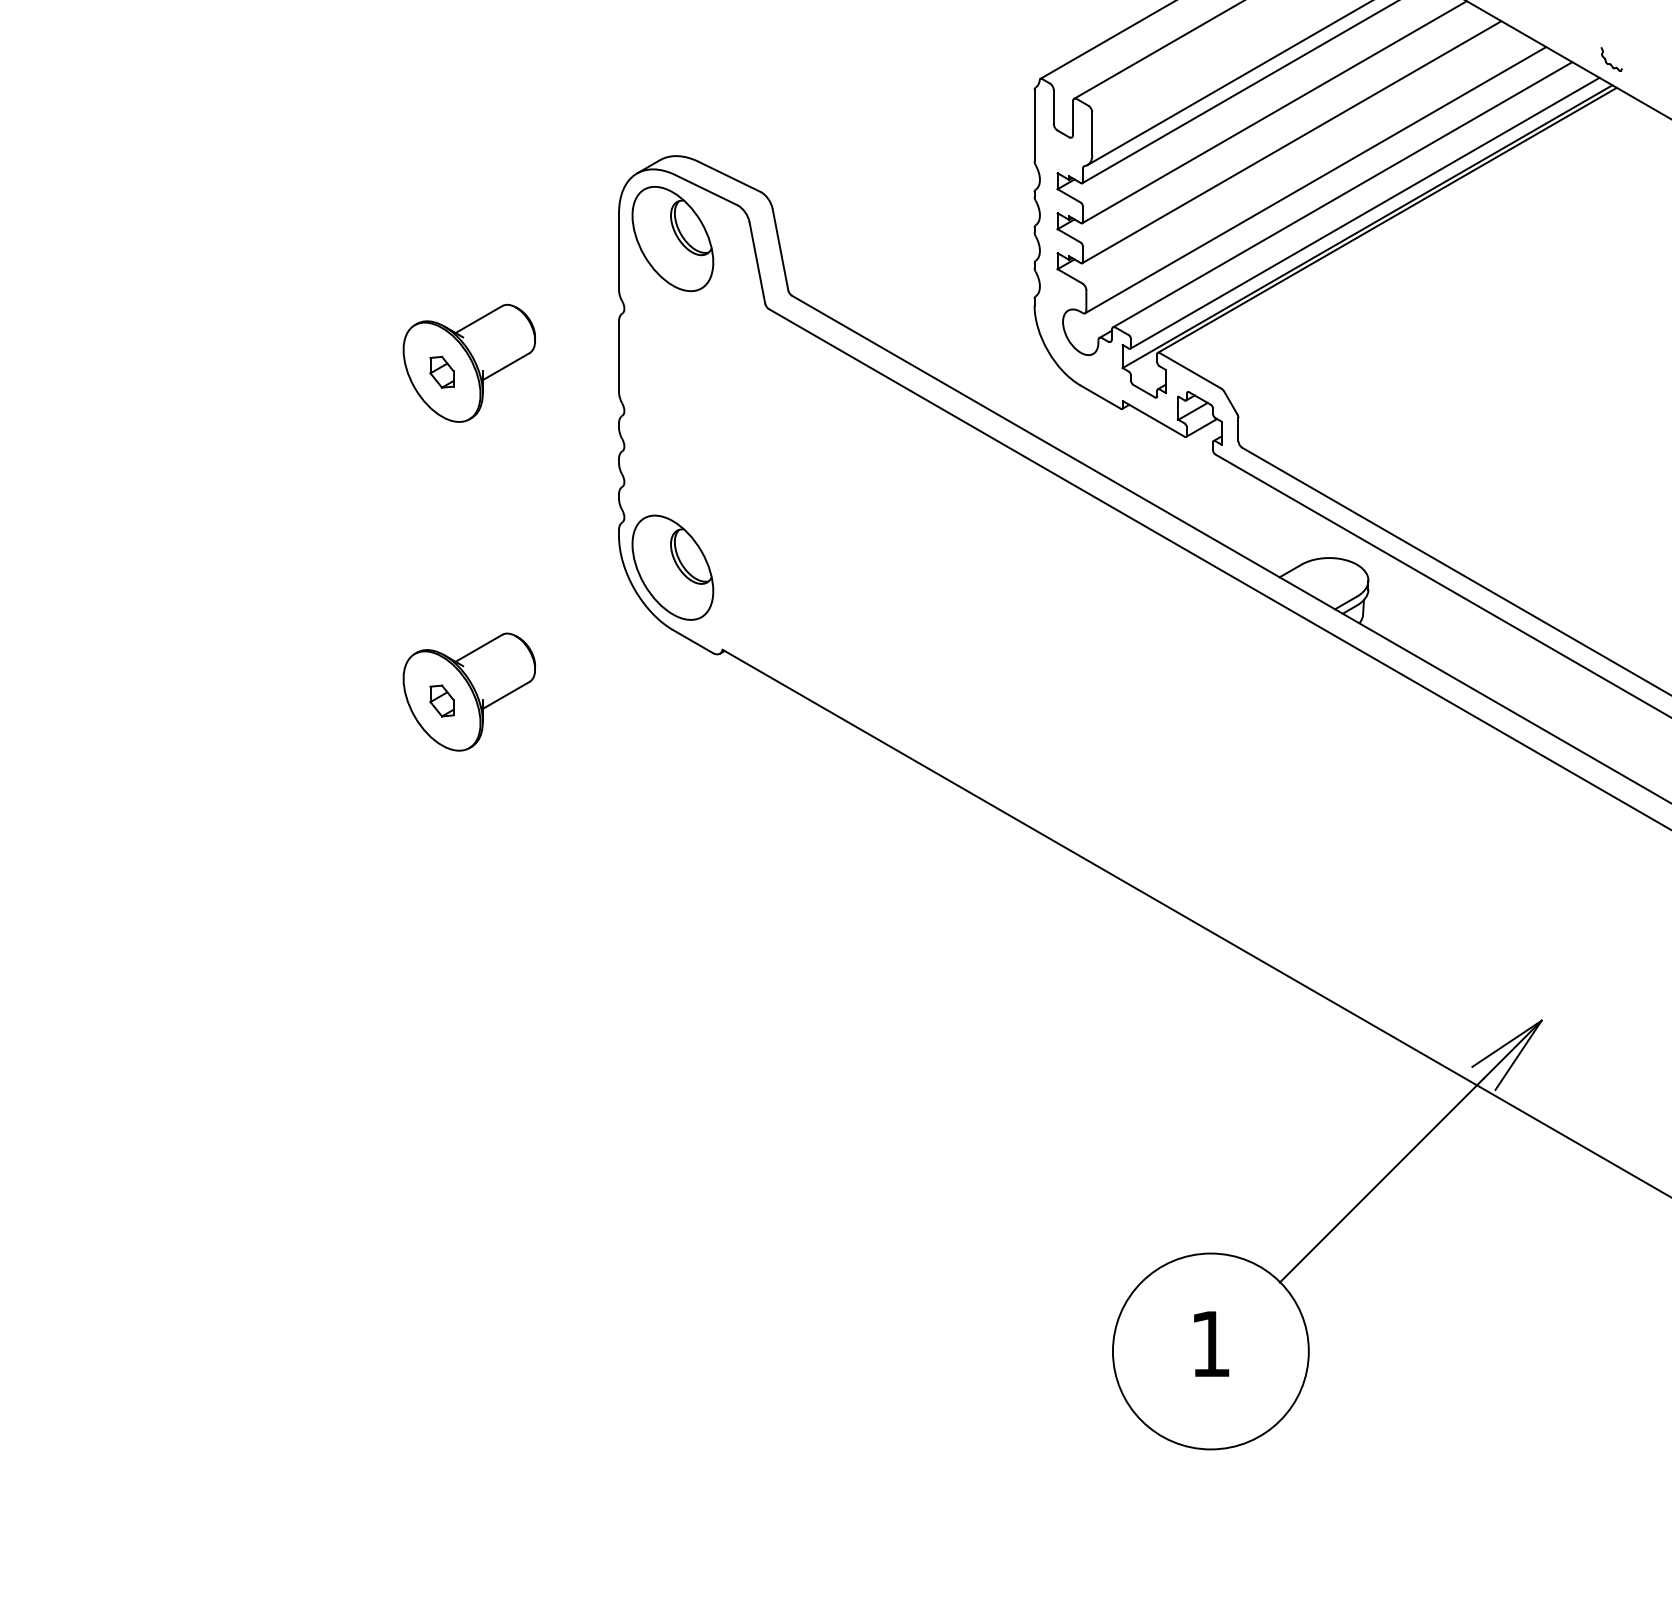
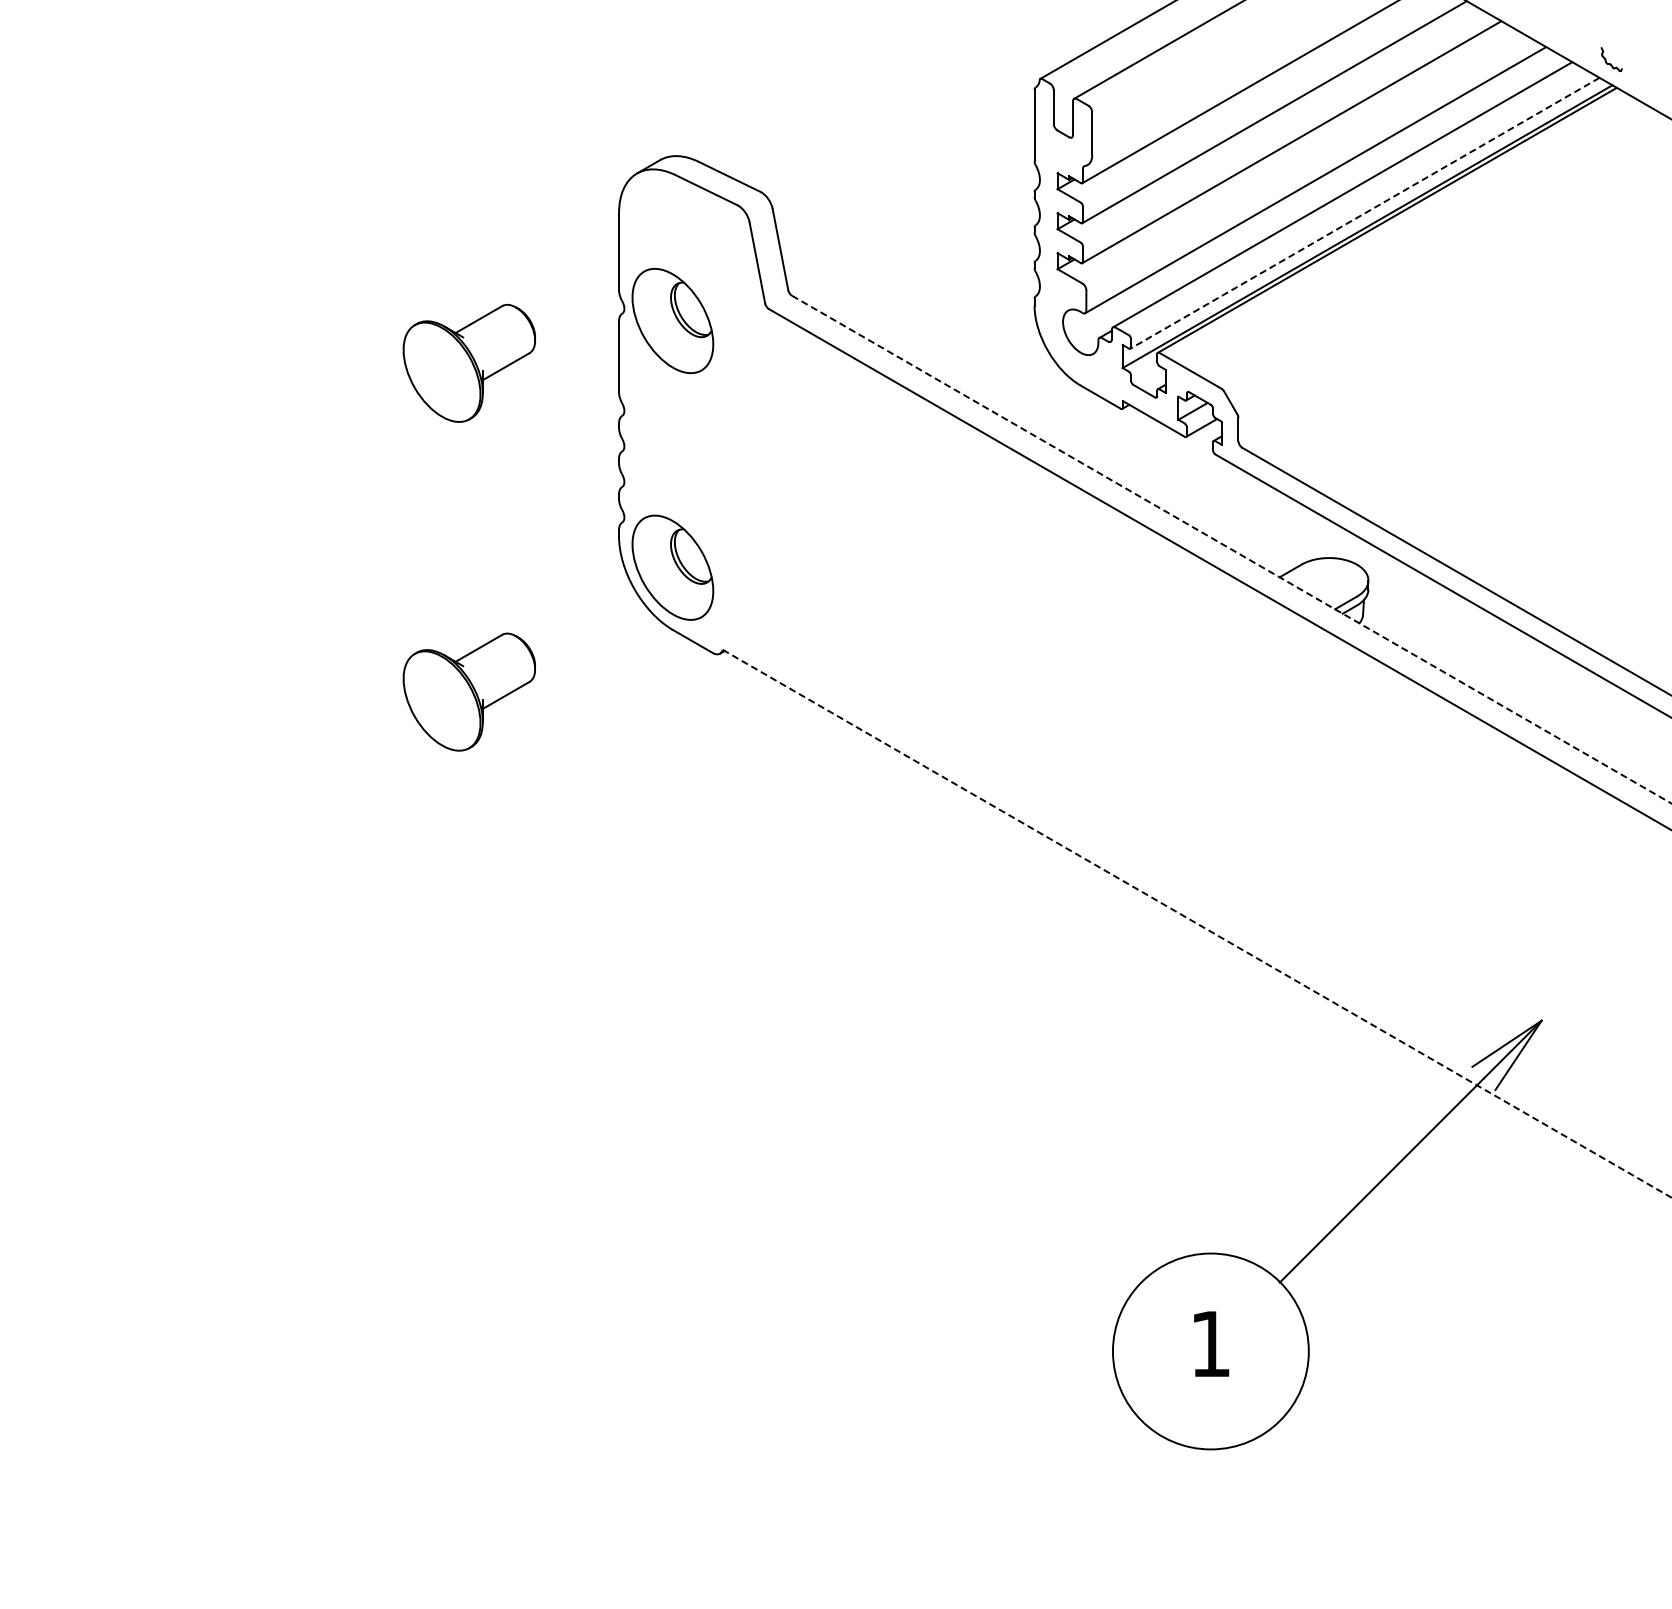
line: present -> none (1228, 83)
line: solid -> dashed (1365, 213)
part position: (672, 238) -> (672, 320) (672, 320)
part: present -> none (441, 371)
line: solid -> dashed (1231, 549)
part: present -> none (441, 700)
line: solid -> dashed (1197, 923)
